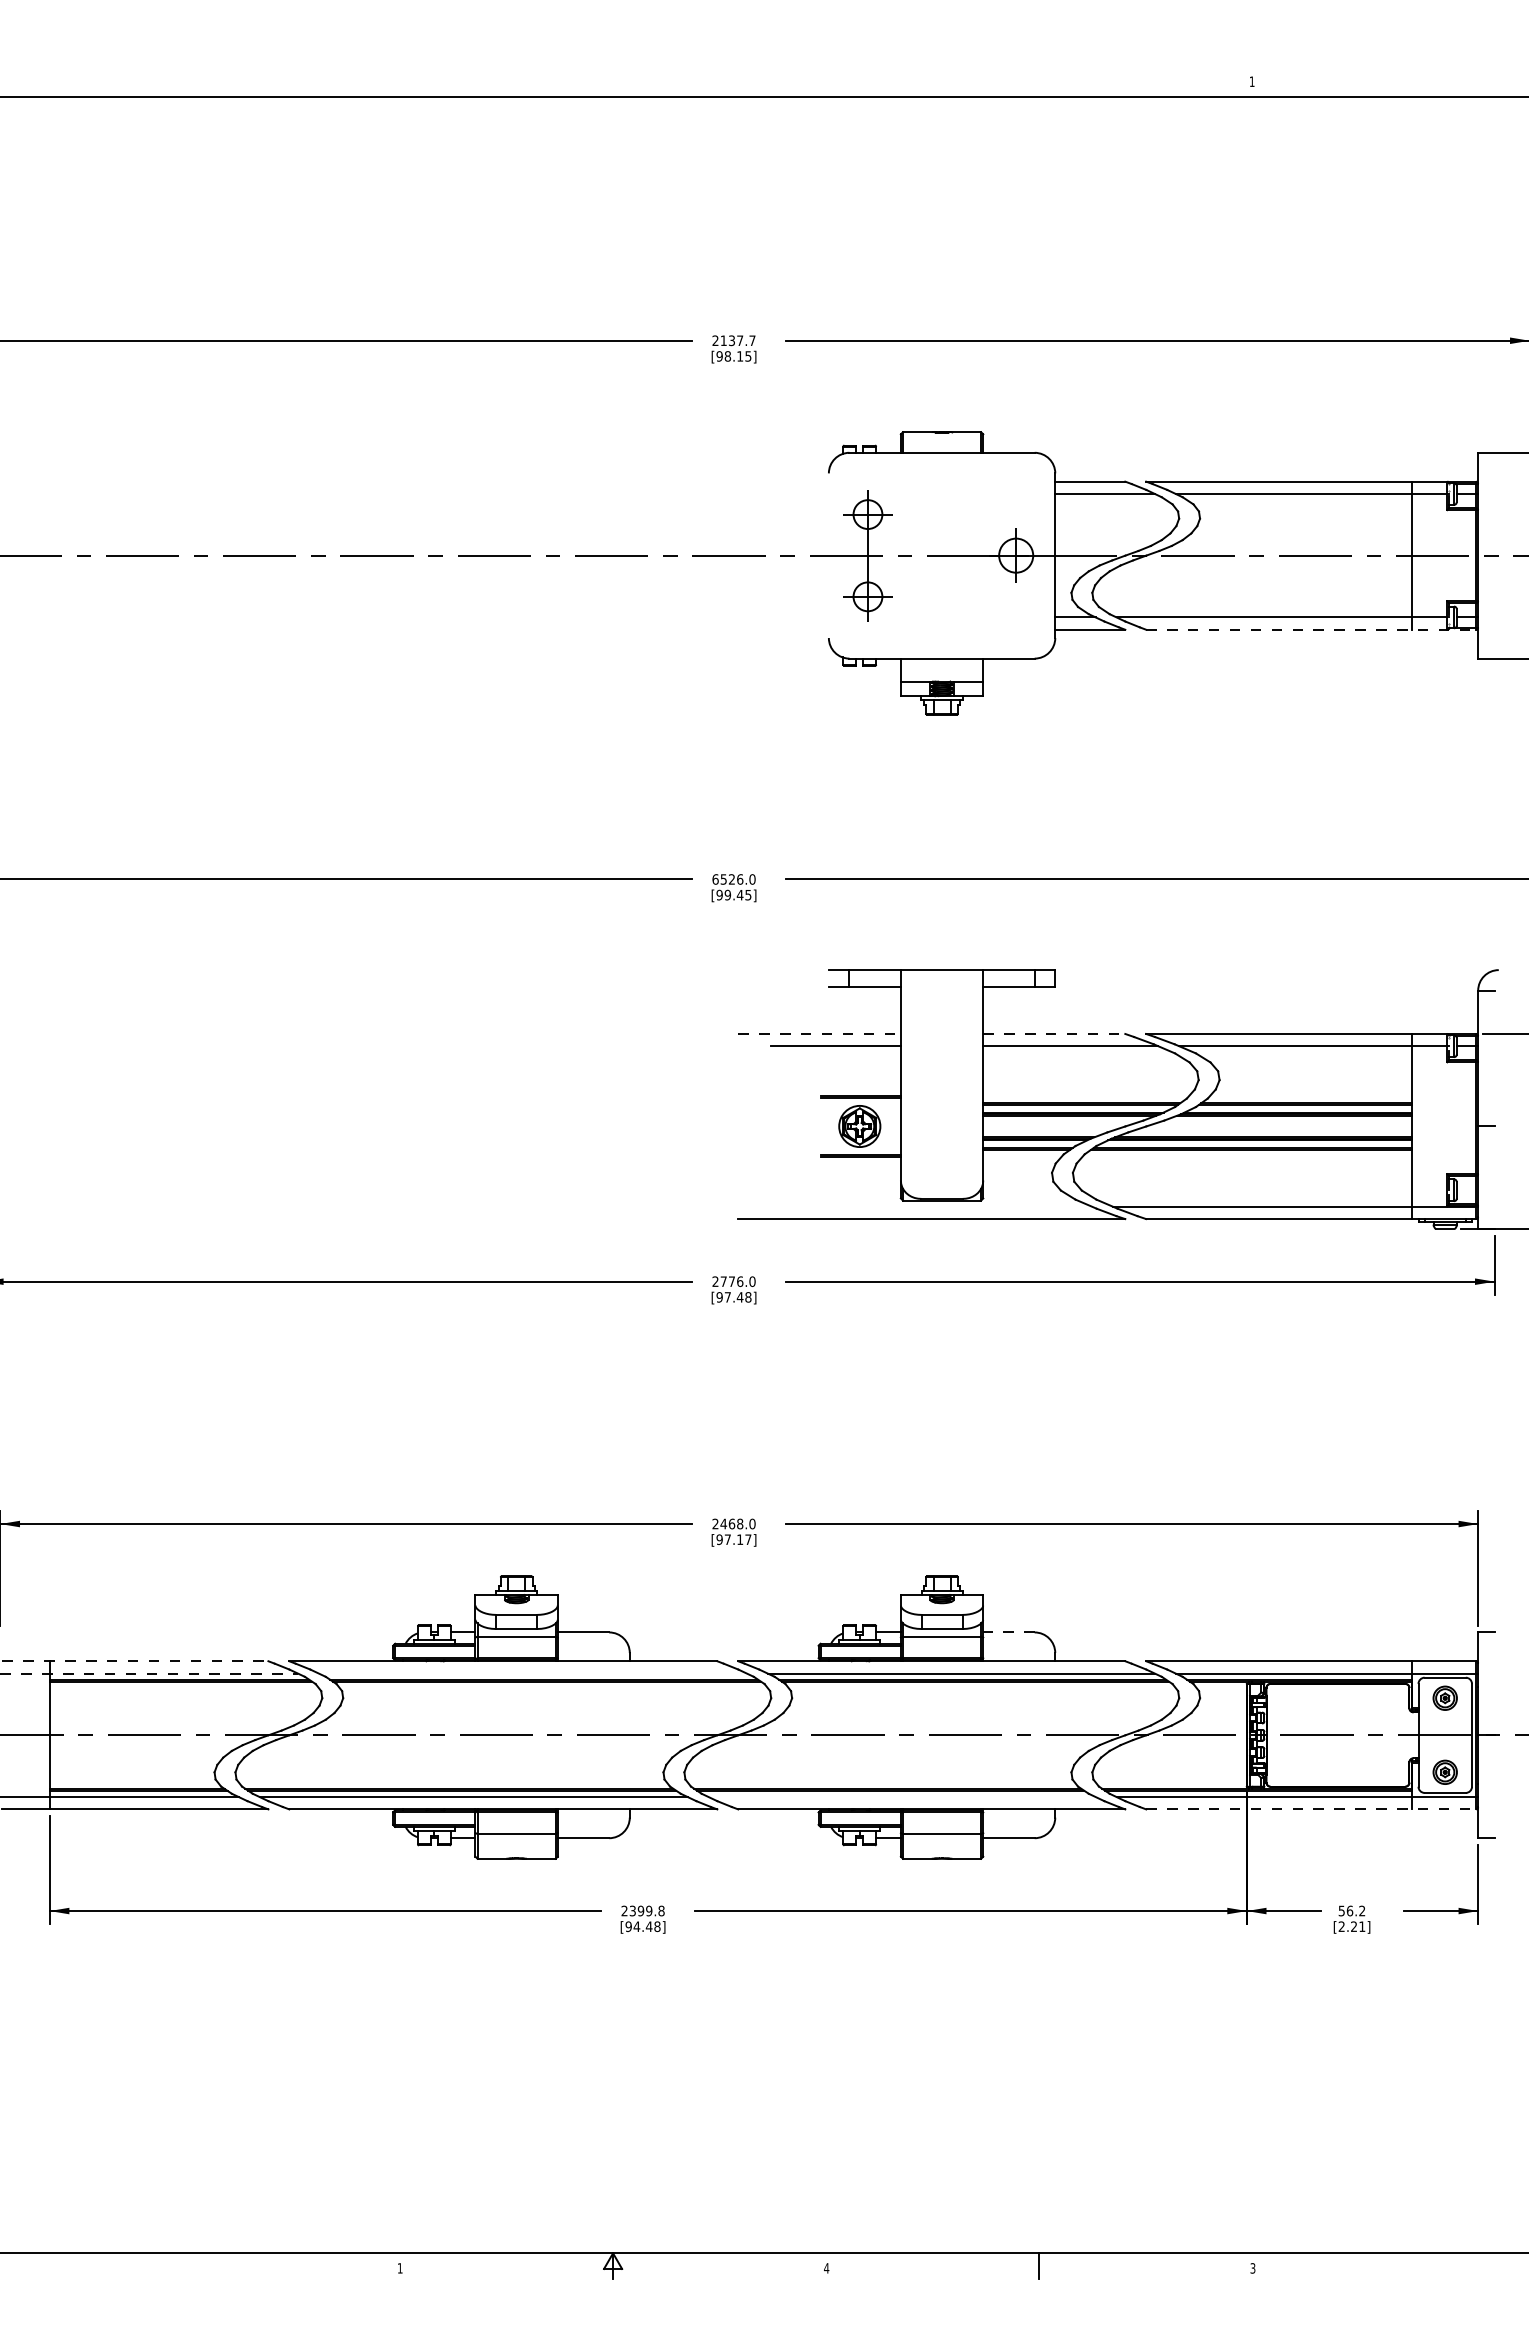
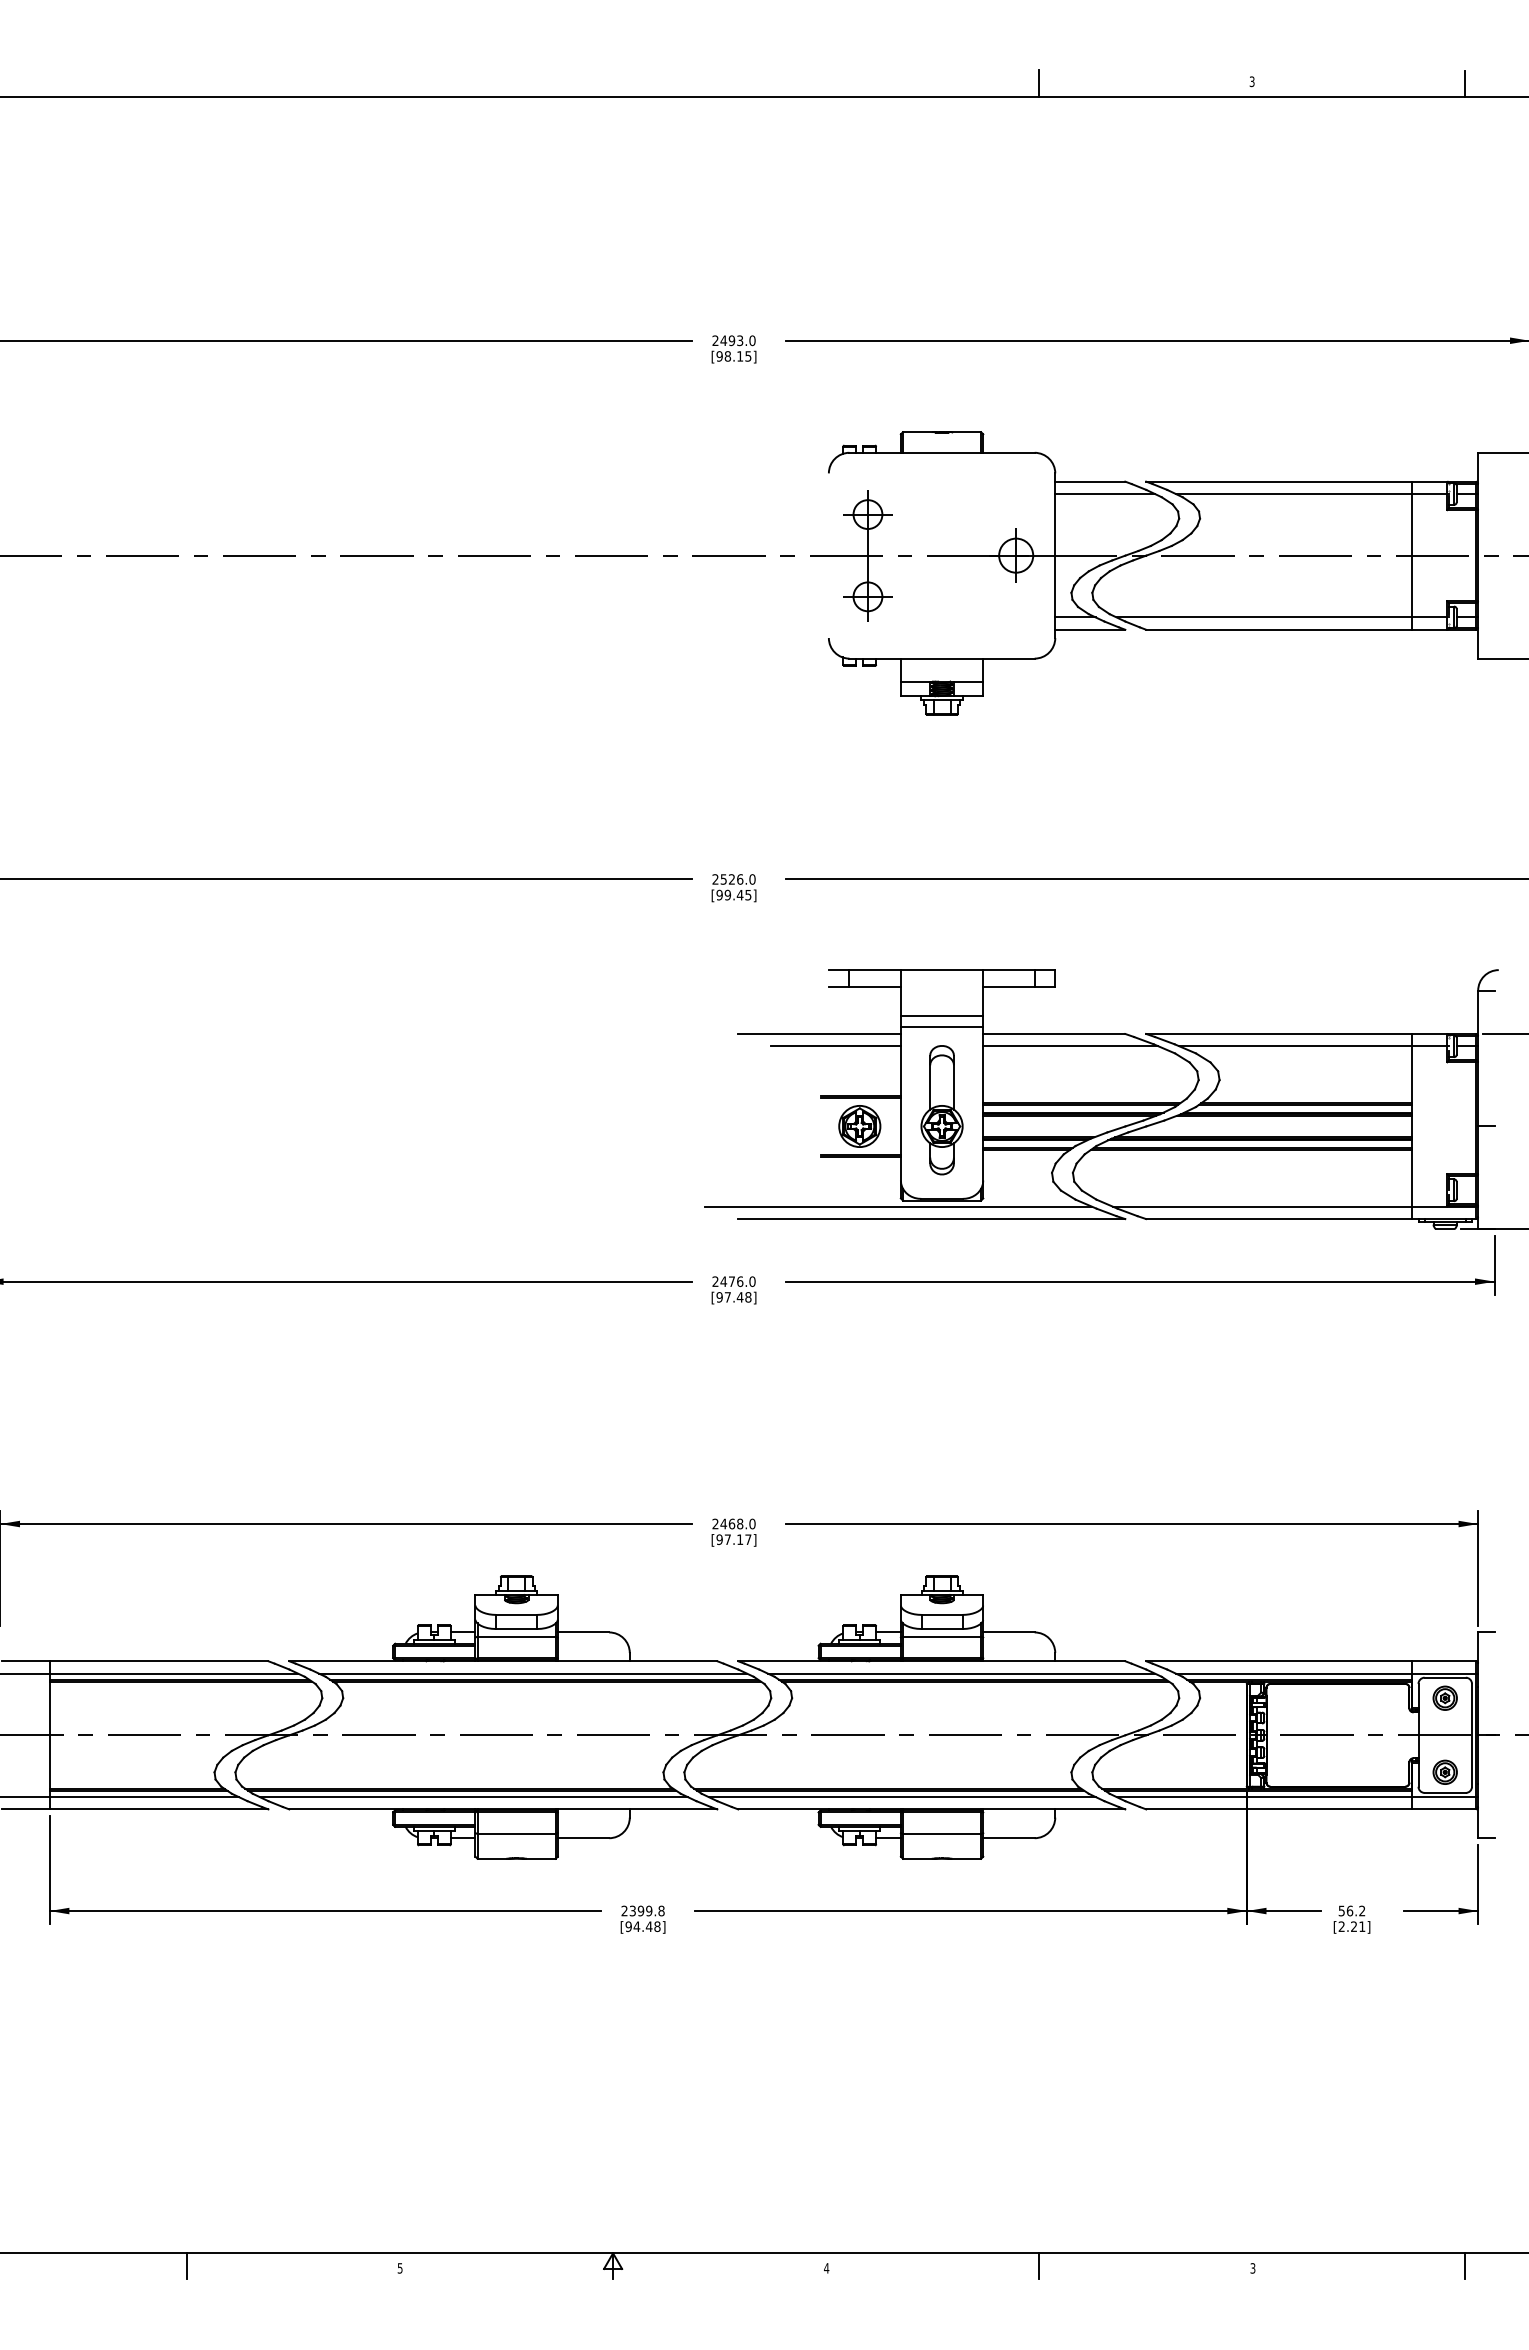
text: 1 -> 3 (1251, 81)
line: none -> present (1039, 83)
line: none -> present (1465, 83)
text: 2137.7 -> 2493.0 (737, 340)
line: dashed -> solid (1311, 629)
text: 6526.0 -> 2526.0 (715, 879)
line: none -> present (941, 1016)
line: none -> present (941, 1027)
line: dashed -> solid (820, 1033)
line: dashed -> solid (1054, 1033)
part: none -> present (941, 1110)
line: none -> present (898, 1206)
text: 2776.0 -> 2476.0 (723, 1281)
line: dashed -> solid (1008, 1632)
line: dashed -> solid (135, 1661)
line: dashed -> solid (149, 1673)
line: none -> present (532, 1673)
line: none -> present (901, 1797)
line: dashed -> solid (1311, 1809)
line: none -> present (187, 2266)
line: none -> present (1465, 2266)
text: 1 -> 5 (399, 2268)
